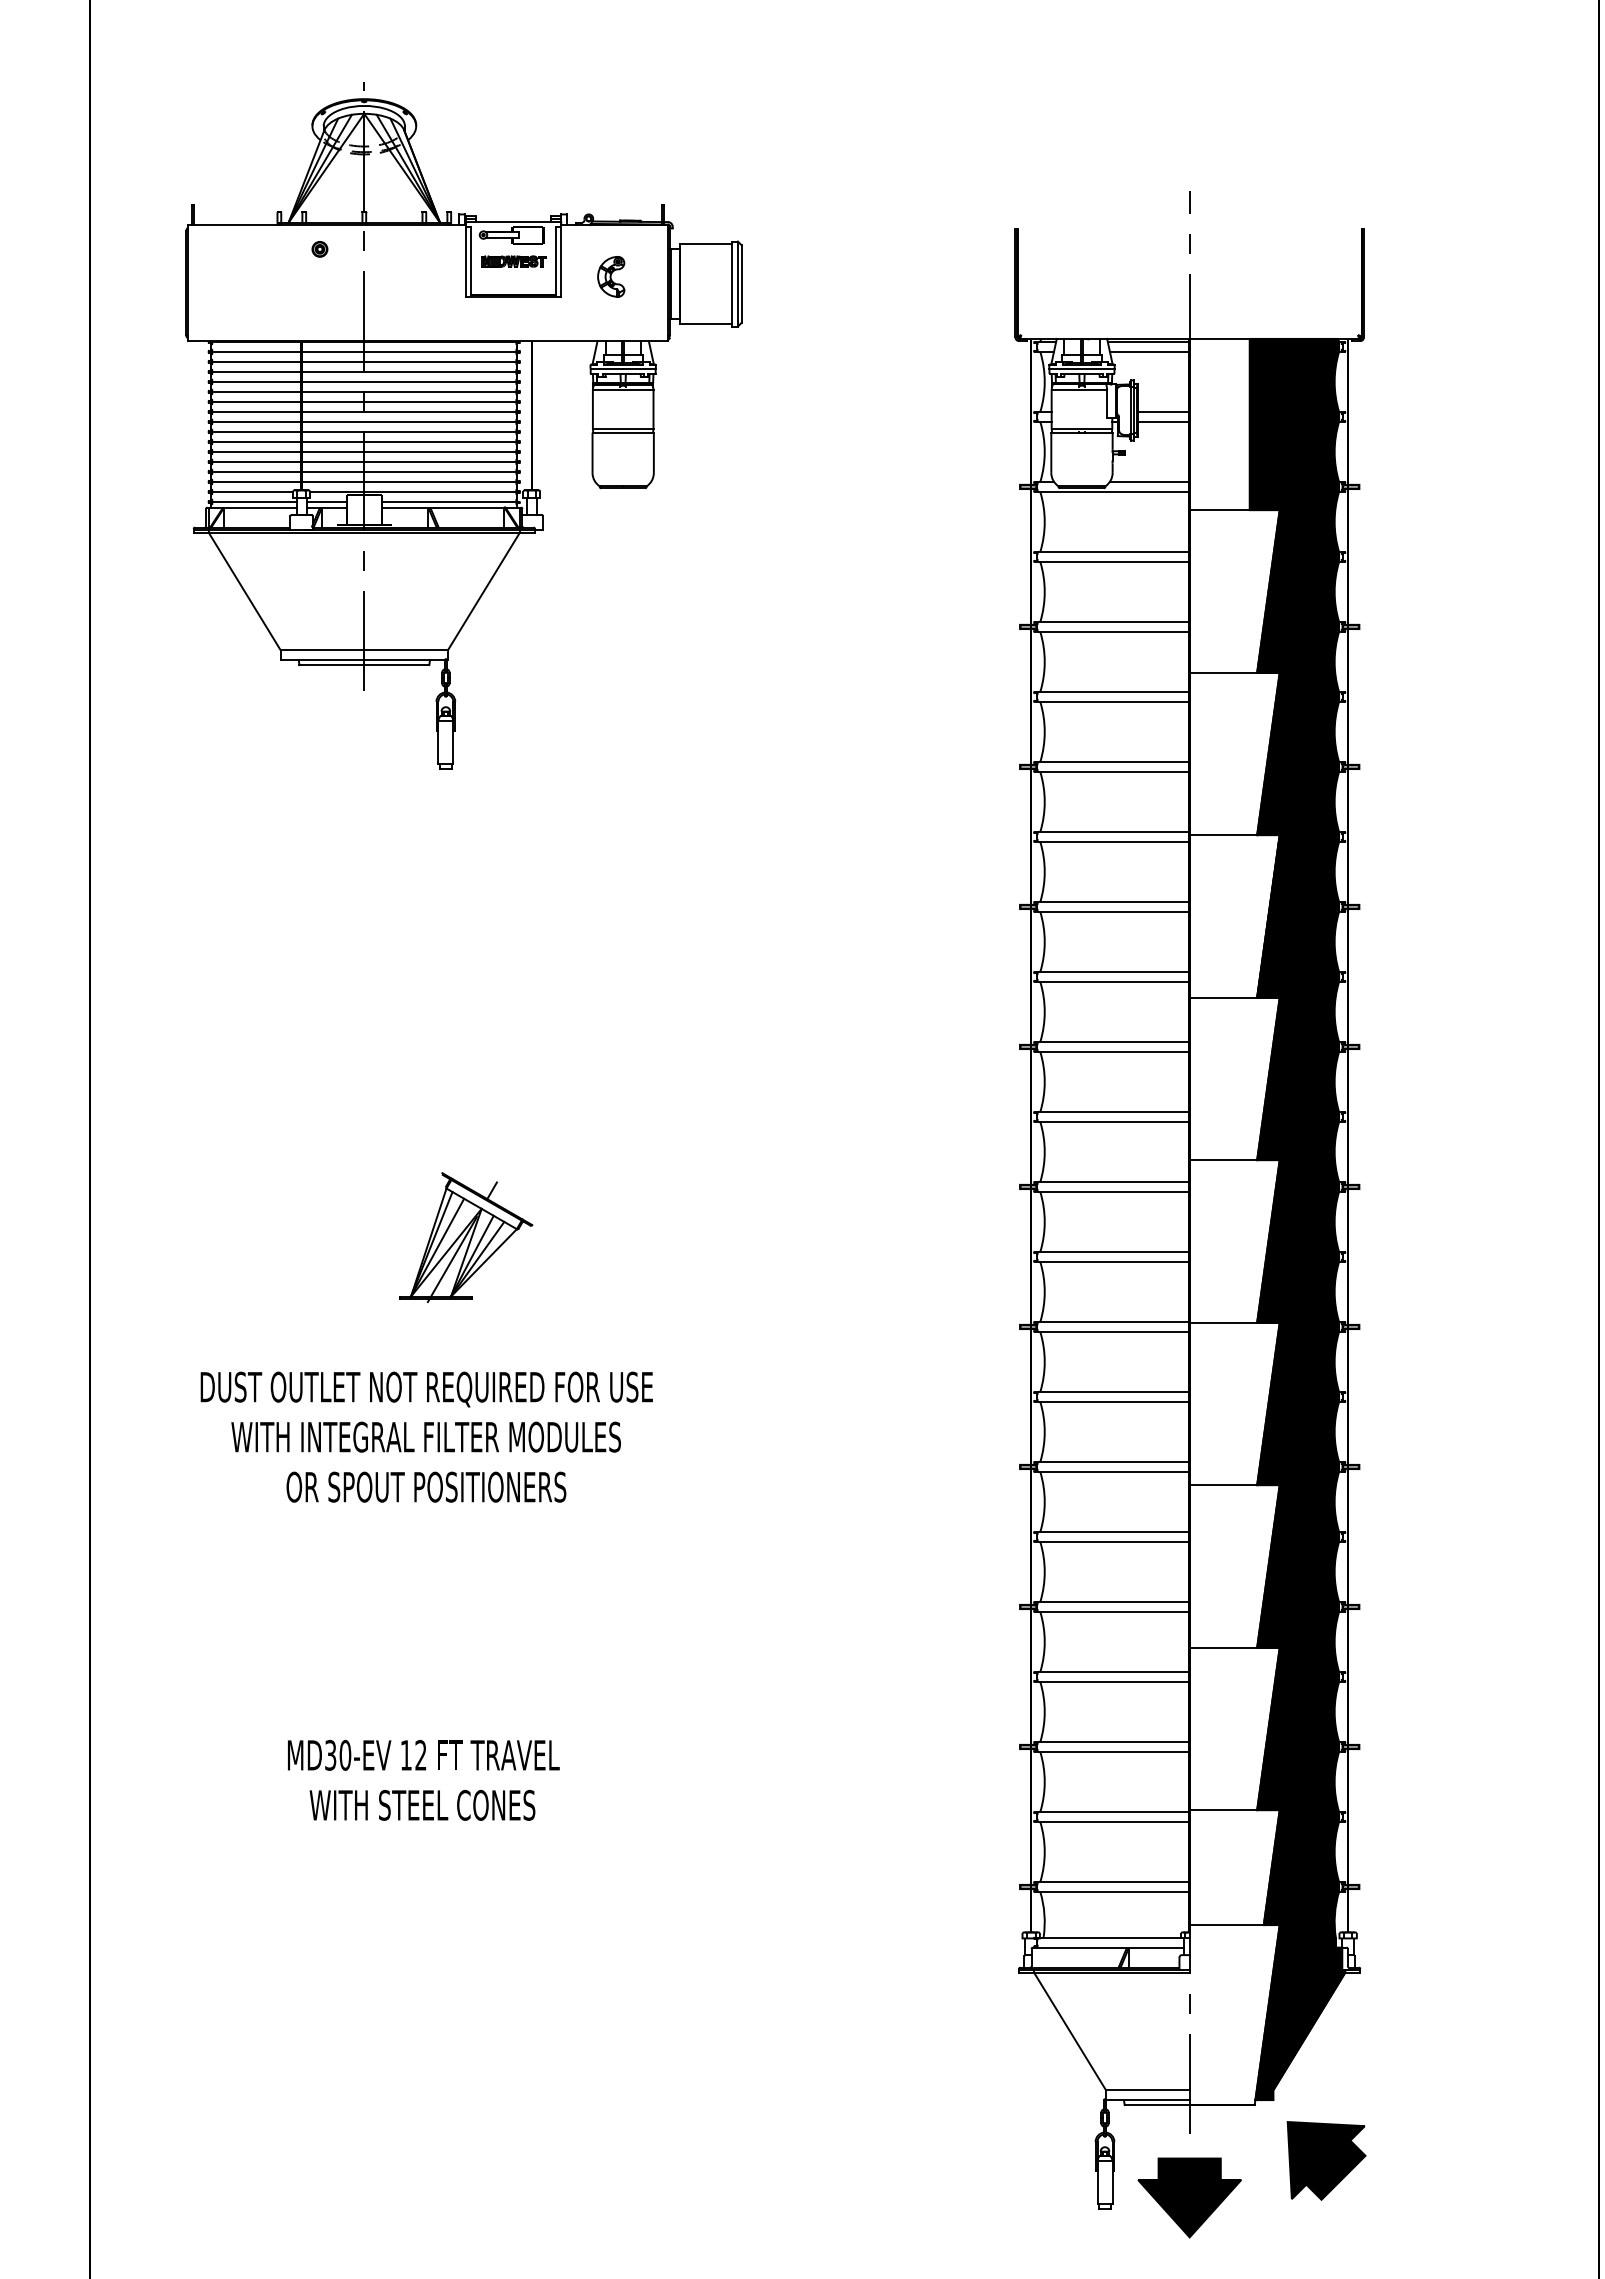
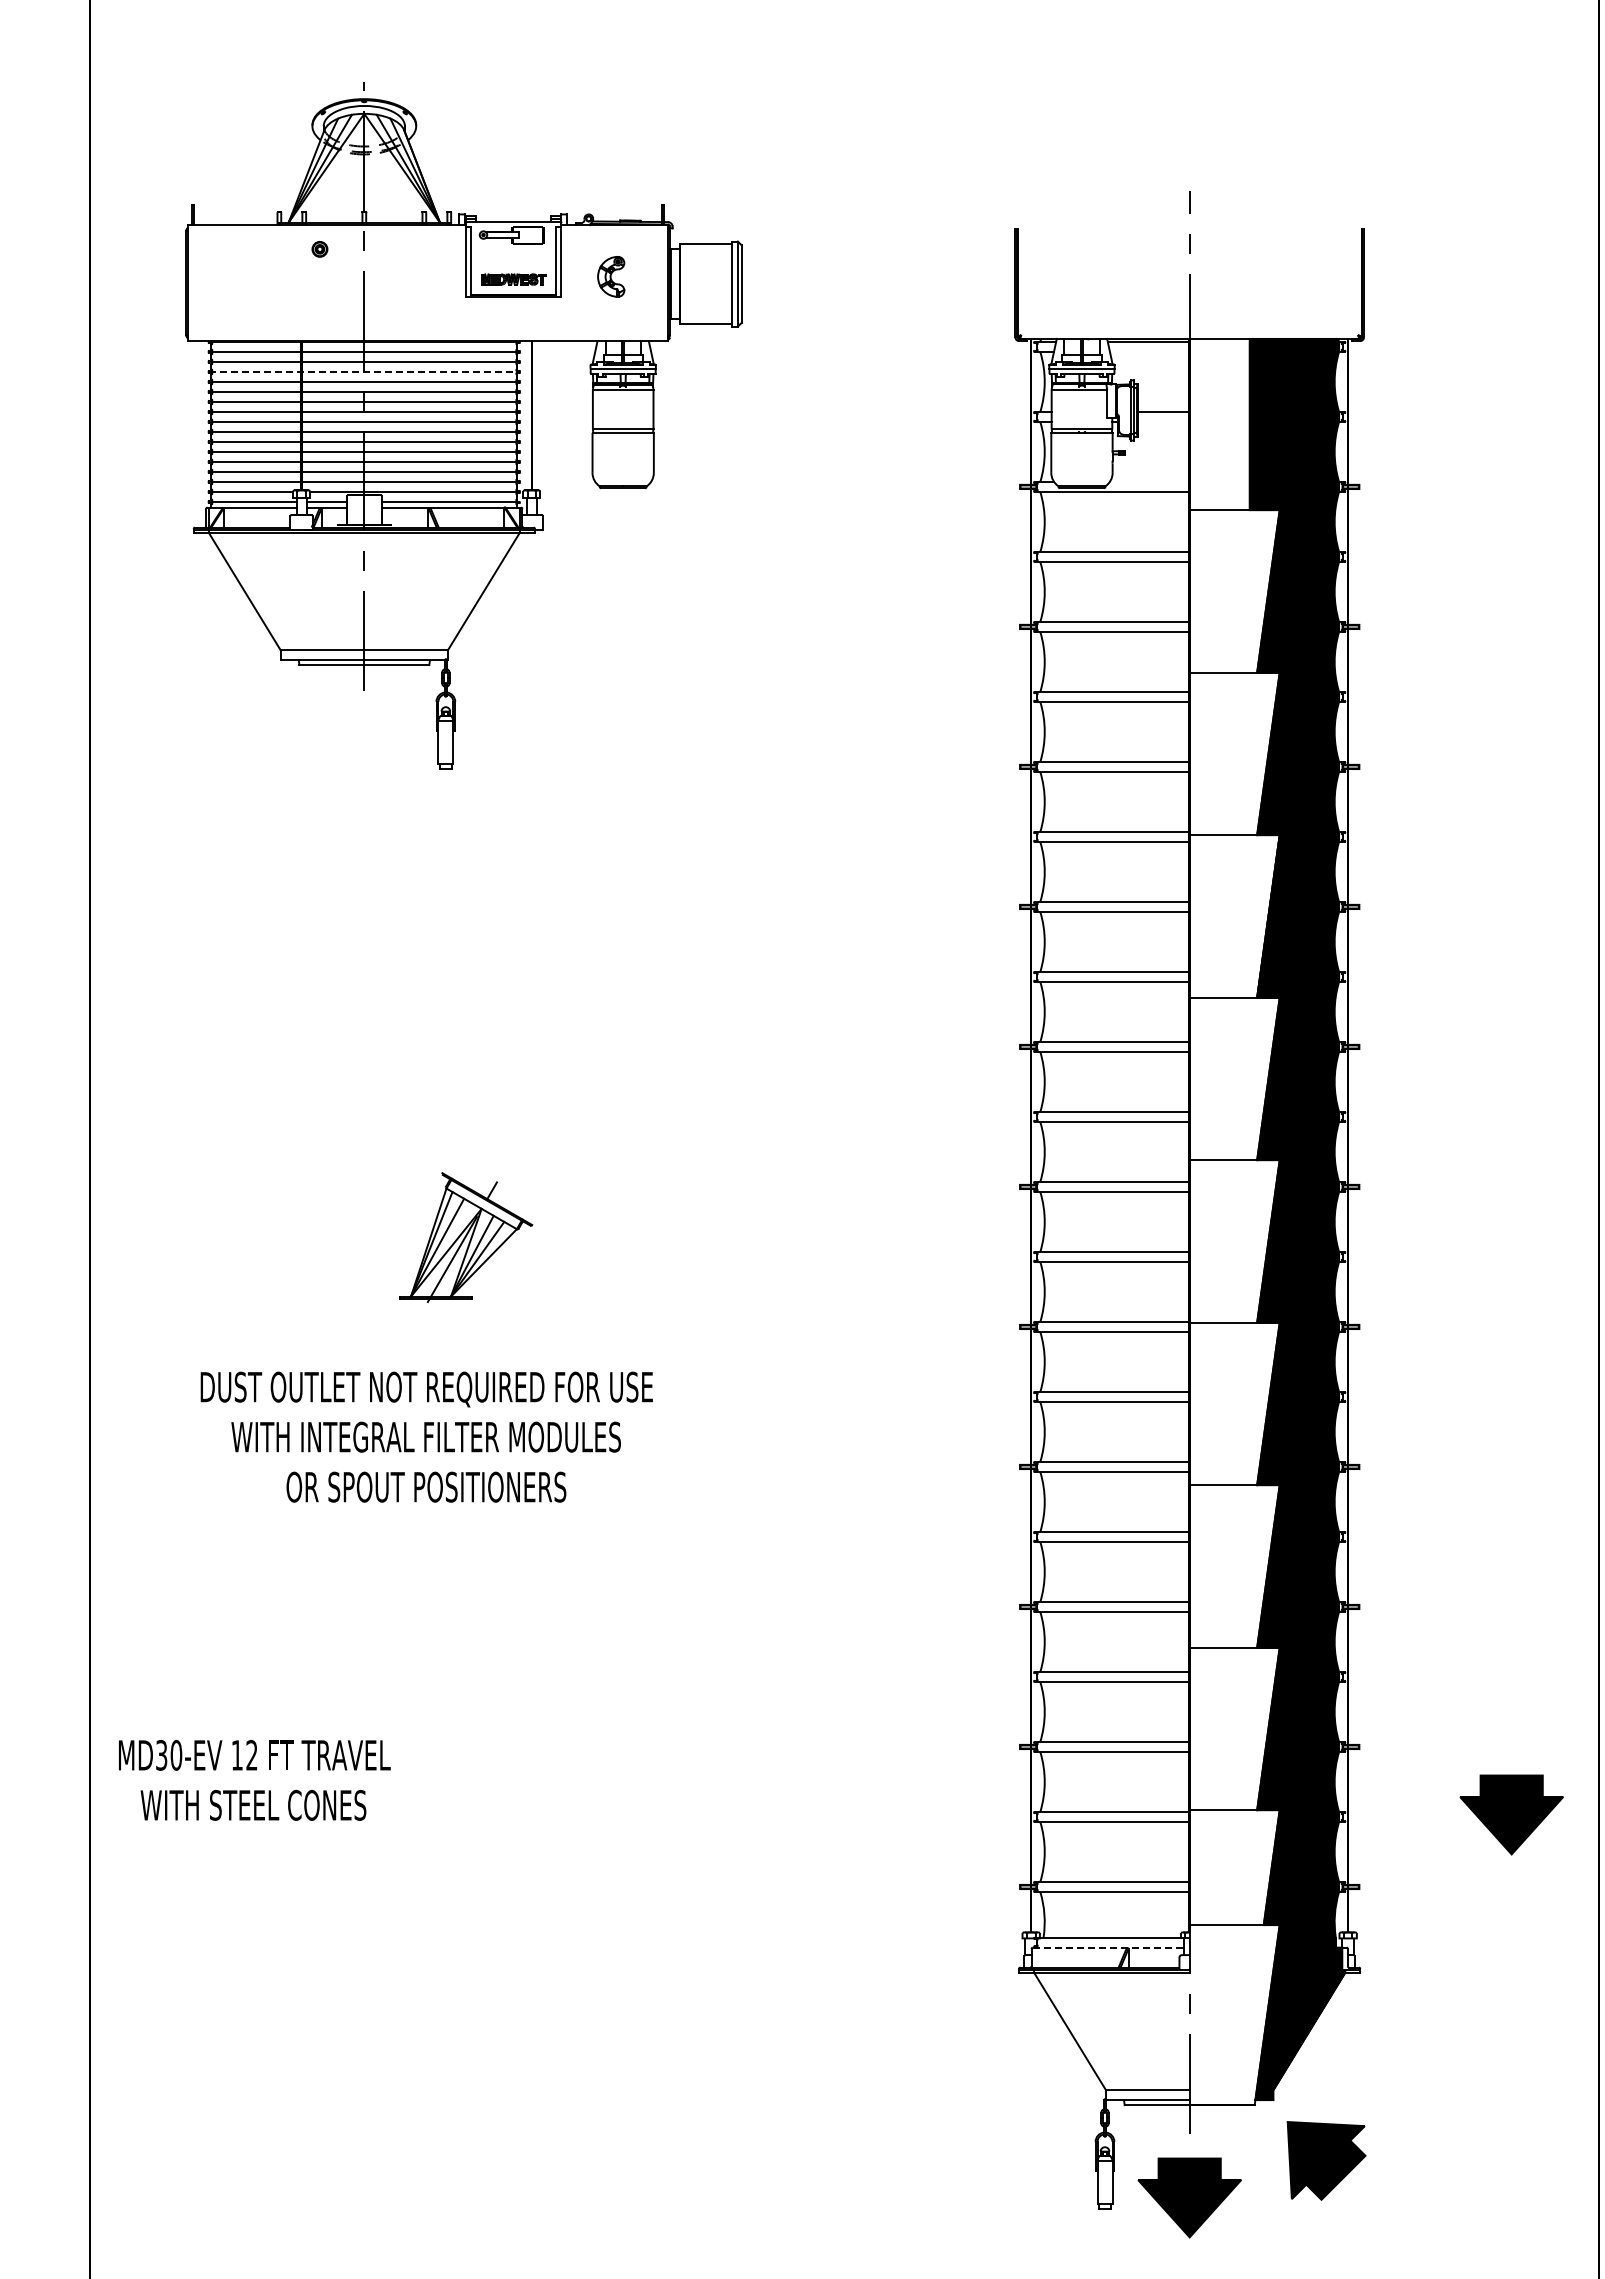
part position: (513, 261) -> (513, 279) (513, 279)
line: present -> none (1149, 351)
line: solid -> dashed (364, 371)
line: present -> none (1163, 421)
line: present -> none (1149, 481)
text position: (423, 1779) -> (254, 1779) (254, 1779)
part: none -> present (1511, 1814)
line: solid -> dashed (1108, 1947)
